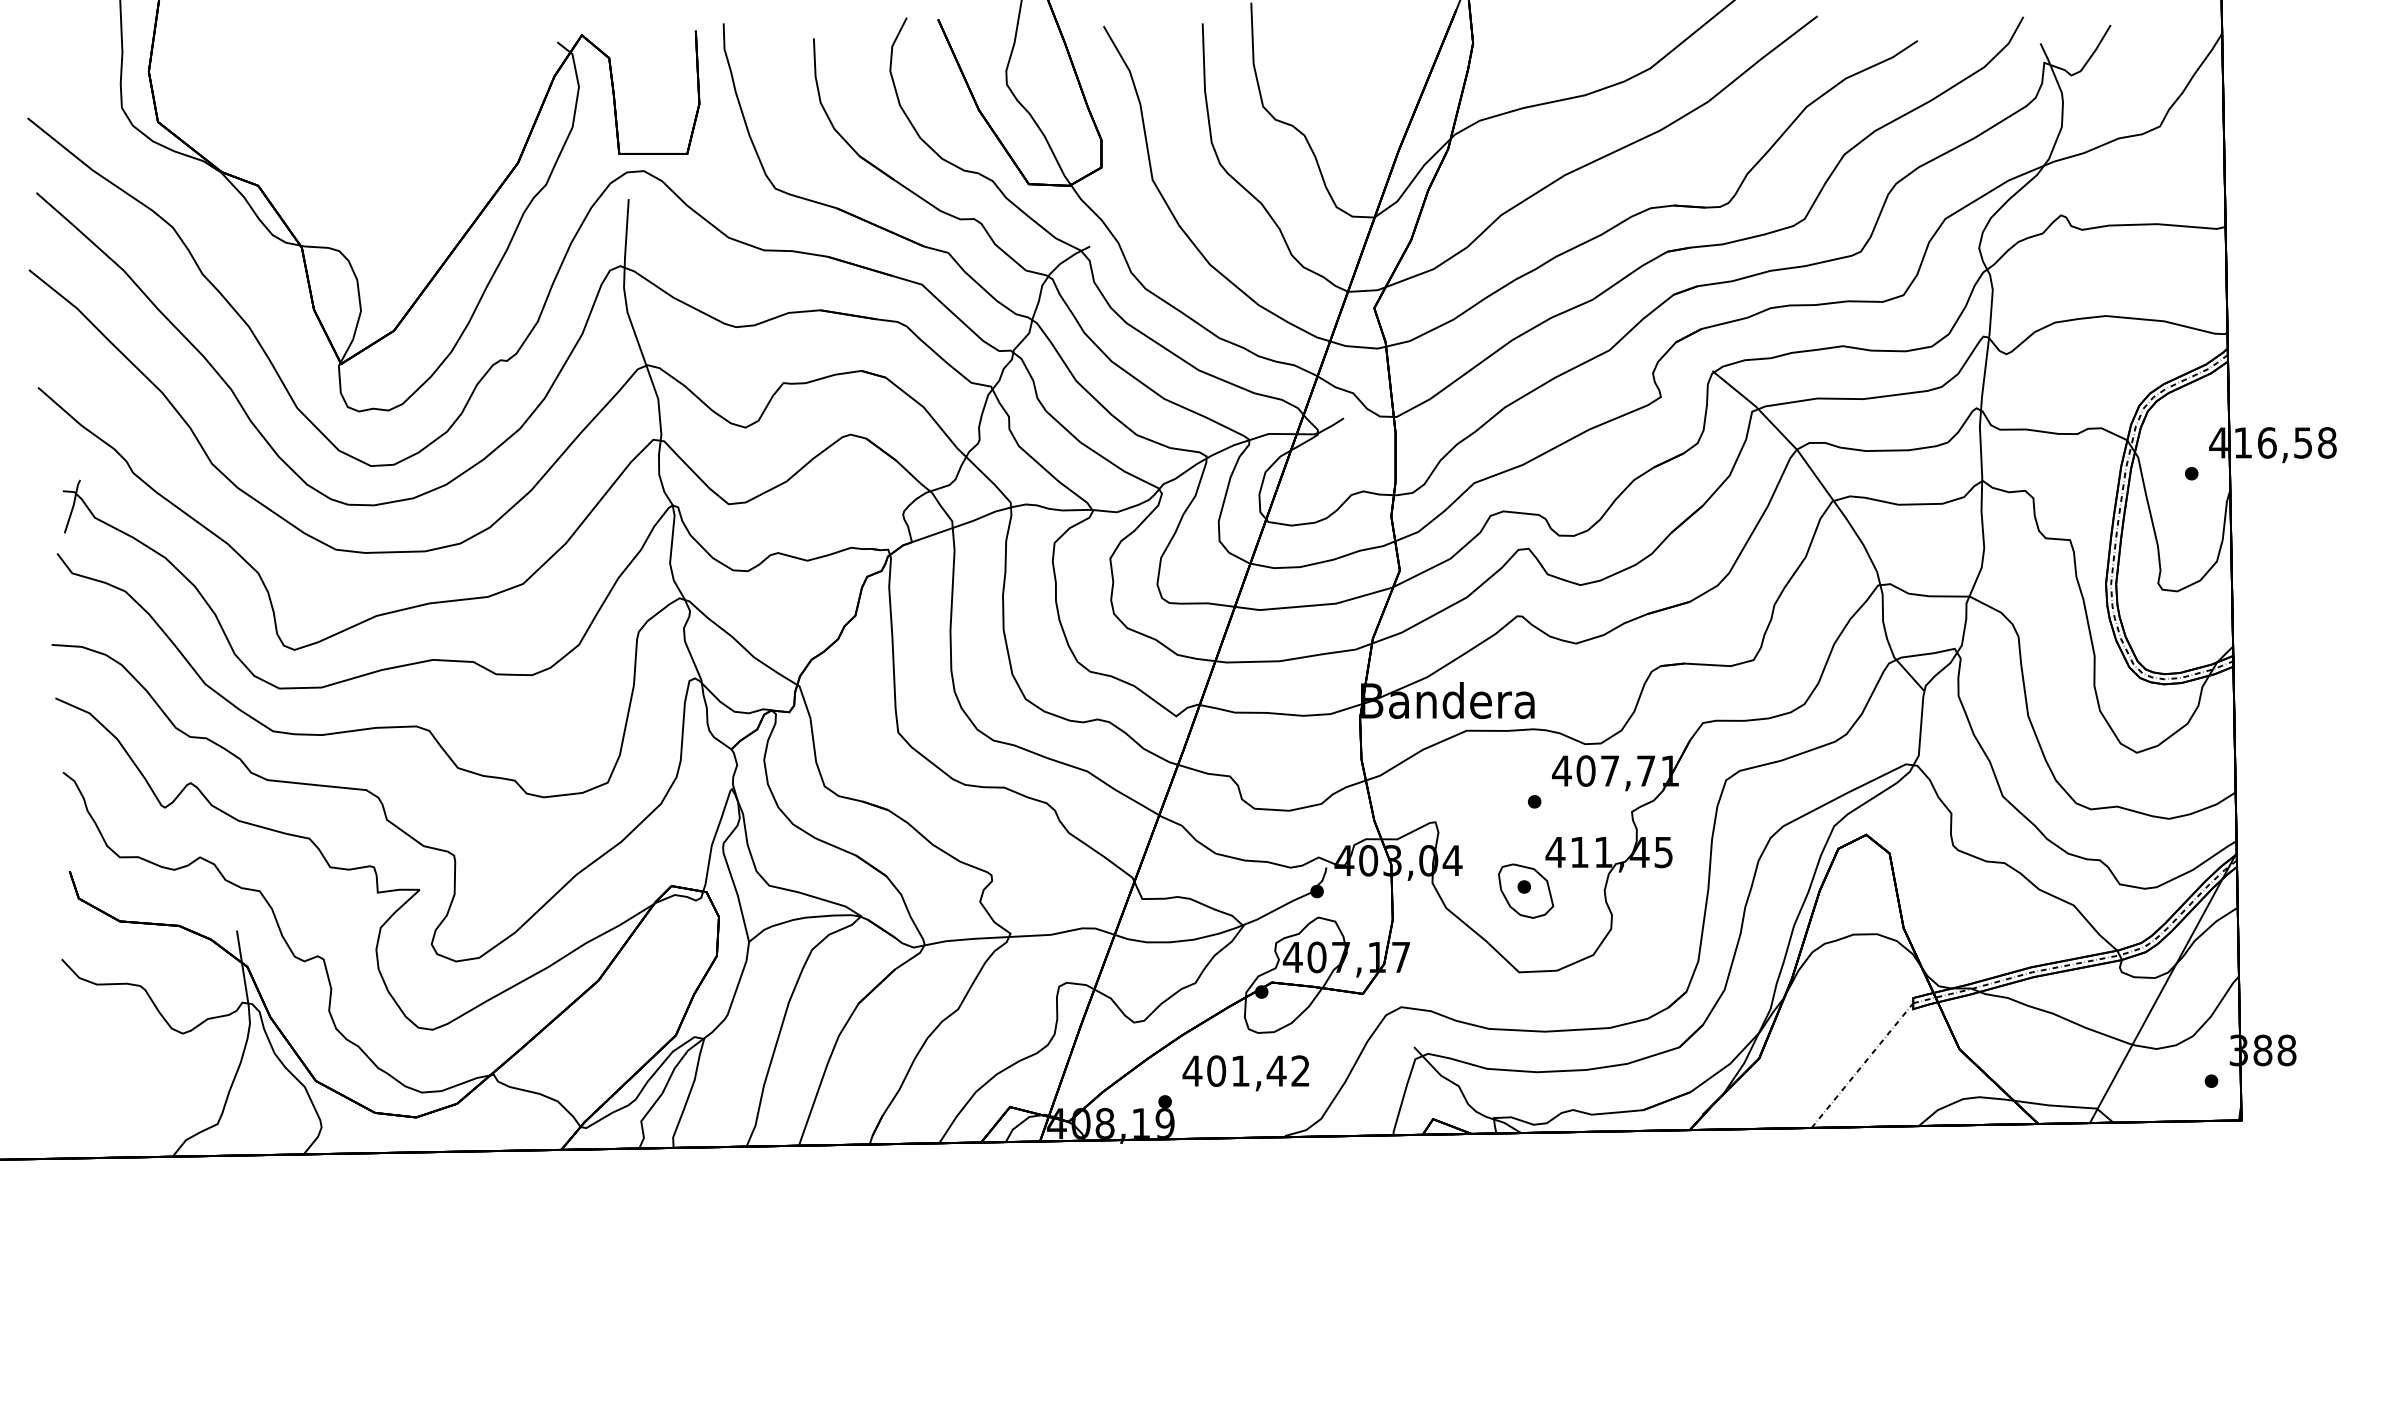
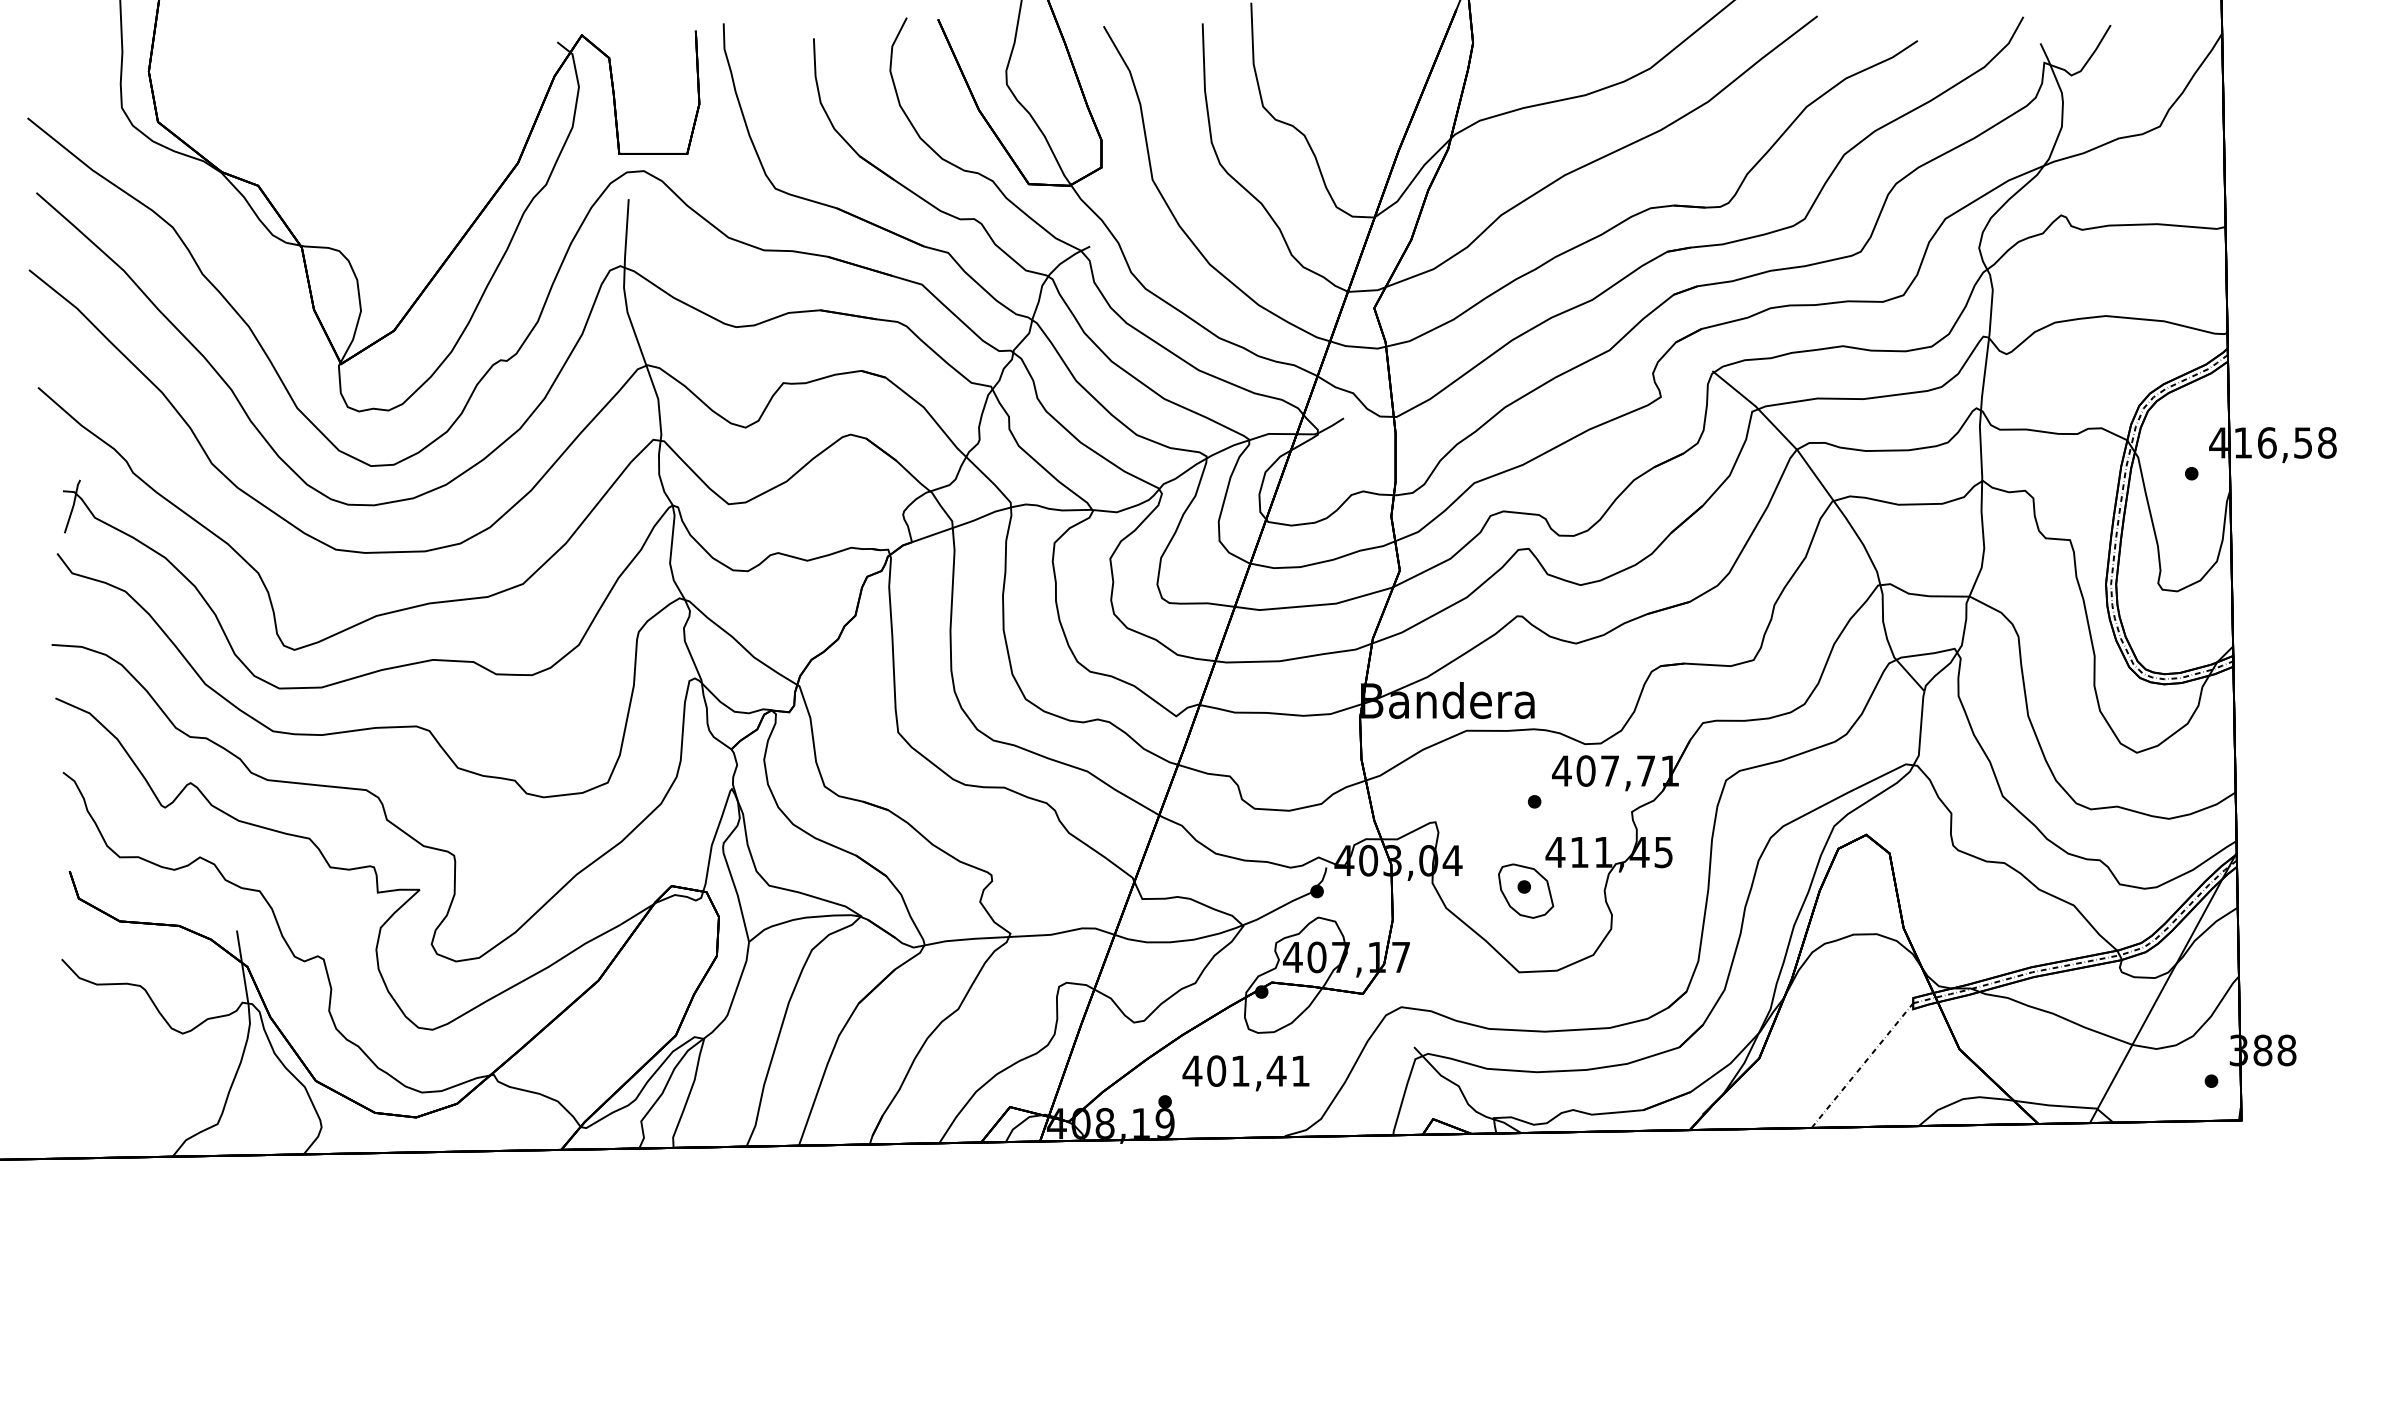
text: 401,42 -> 401,41 (1300, 1070)
